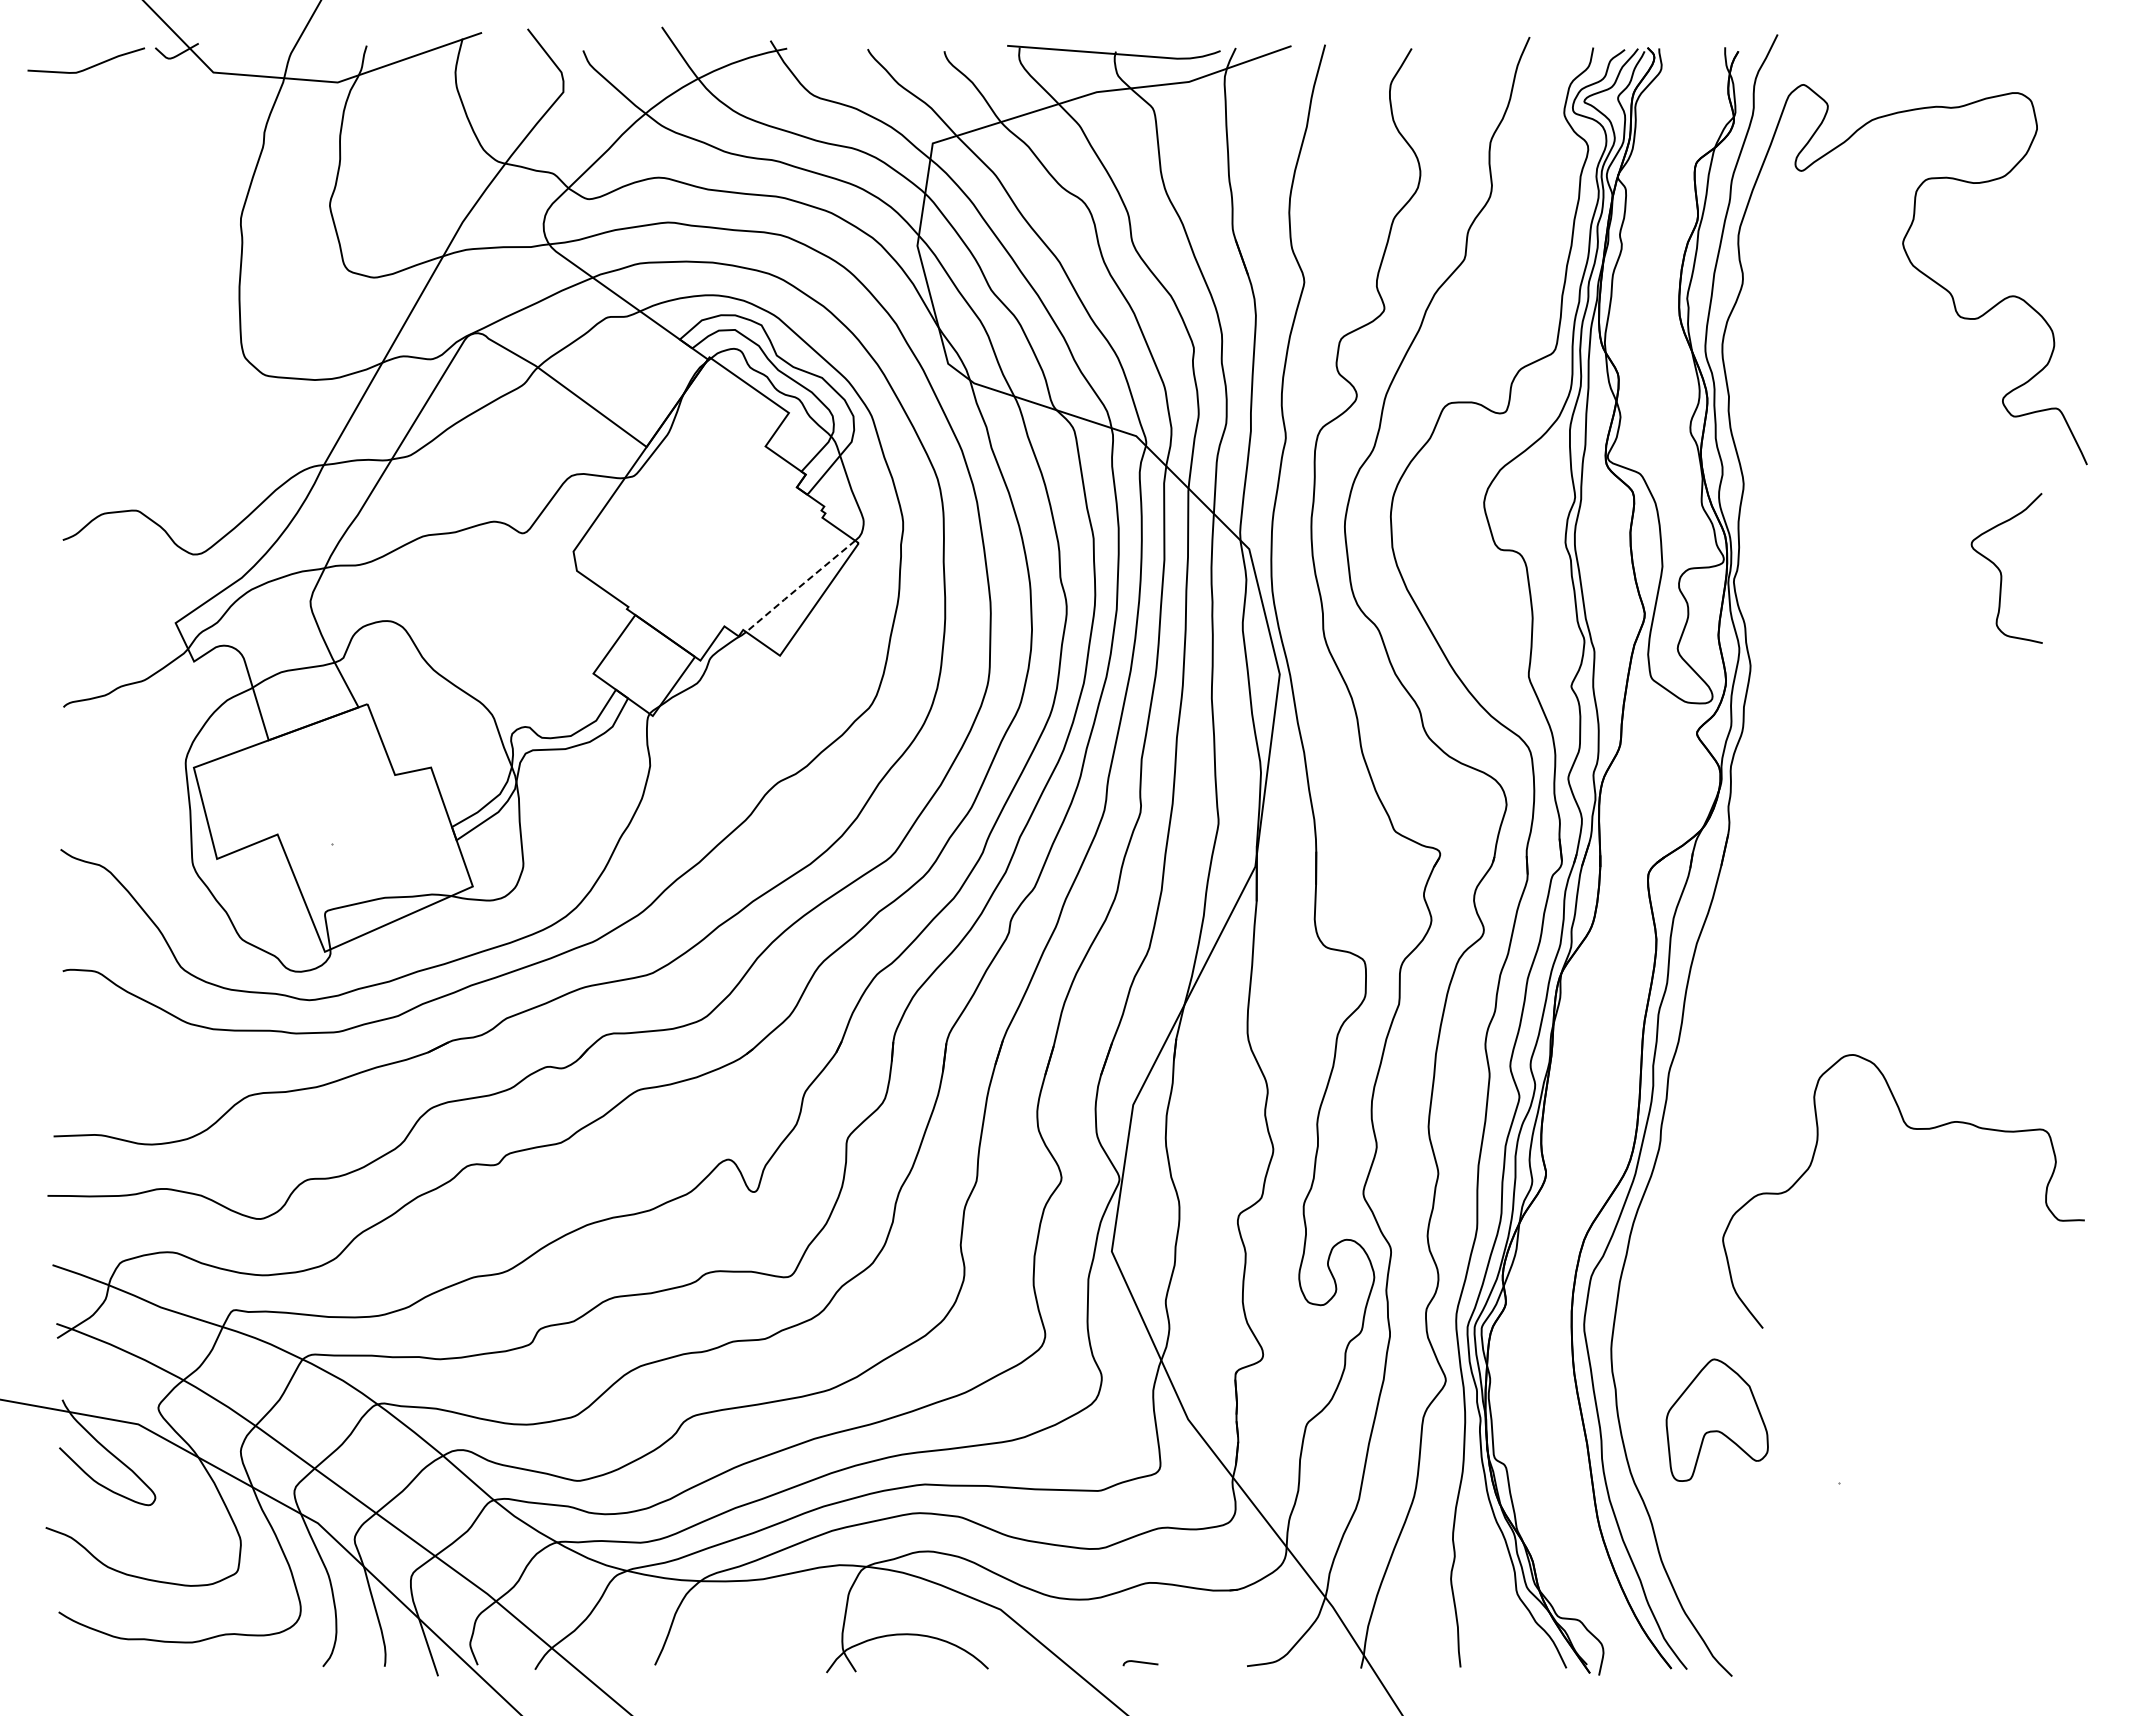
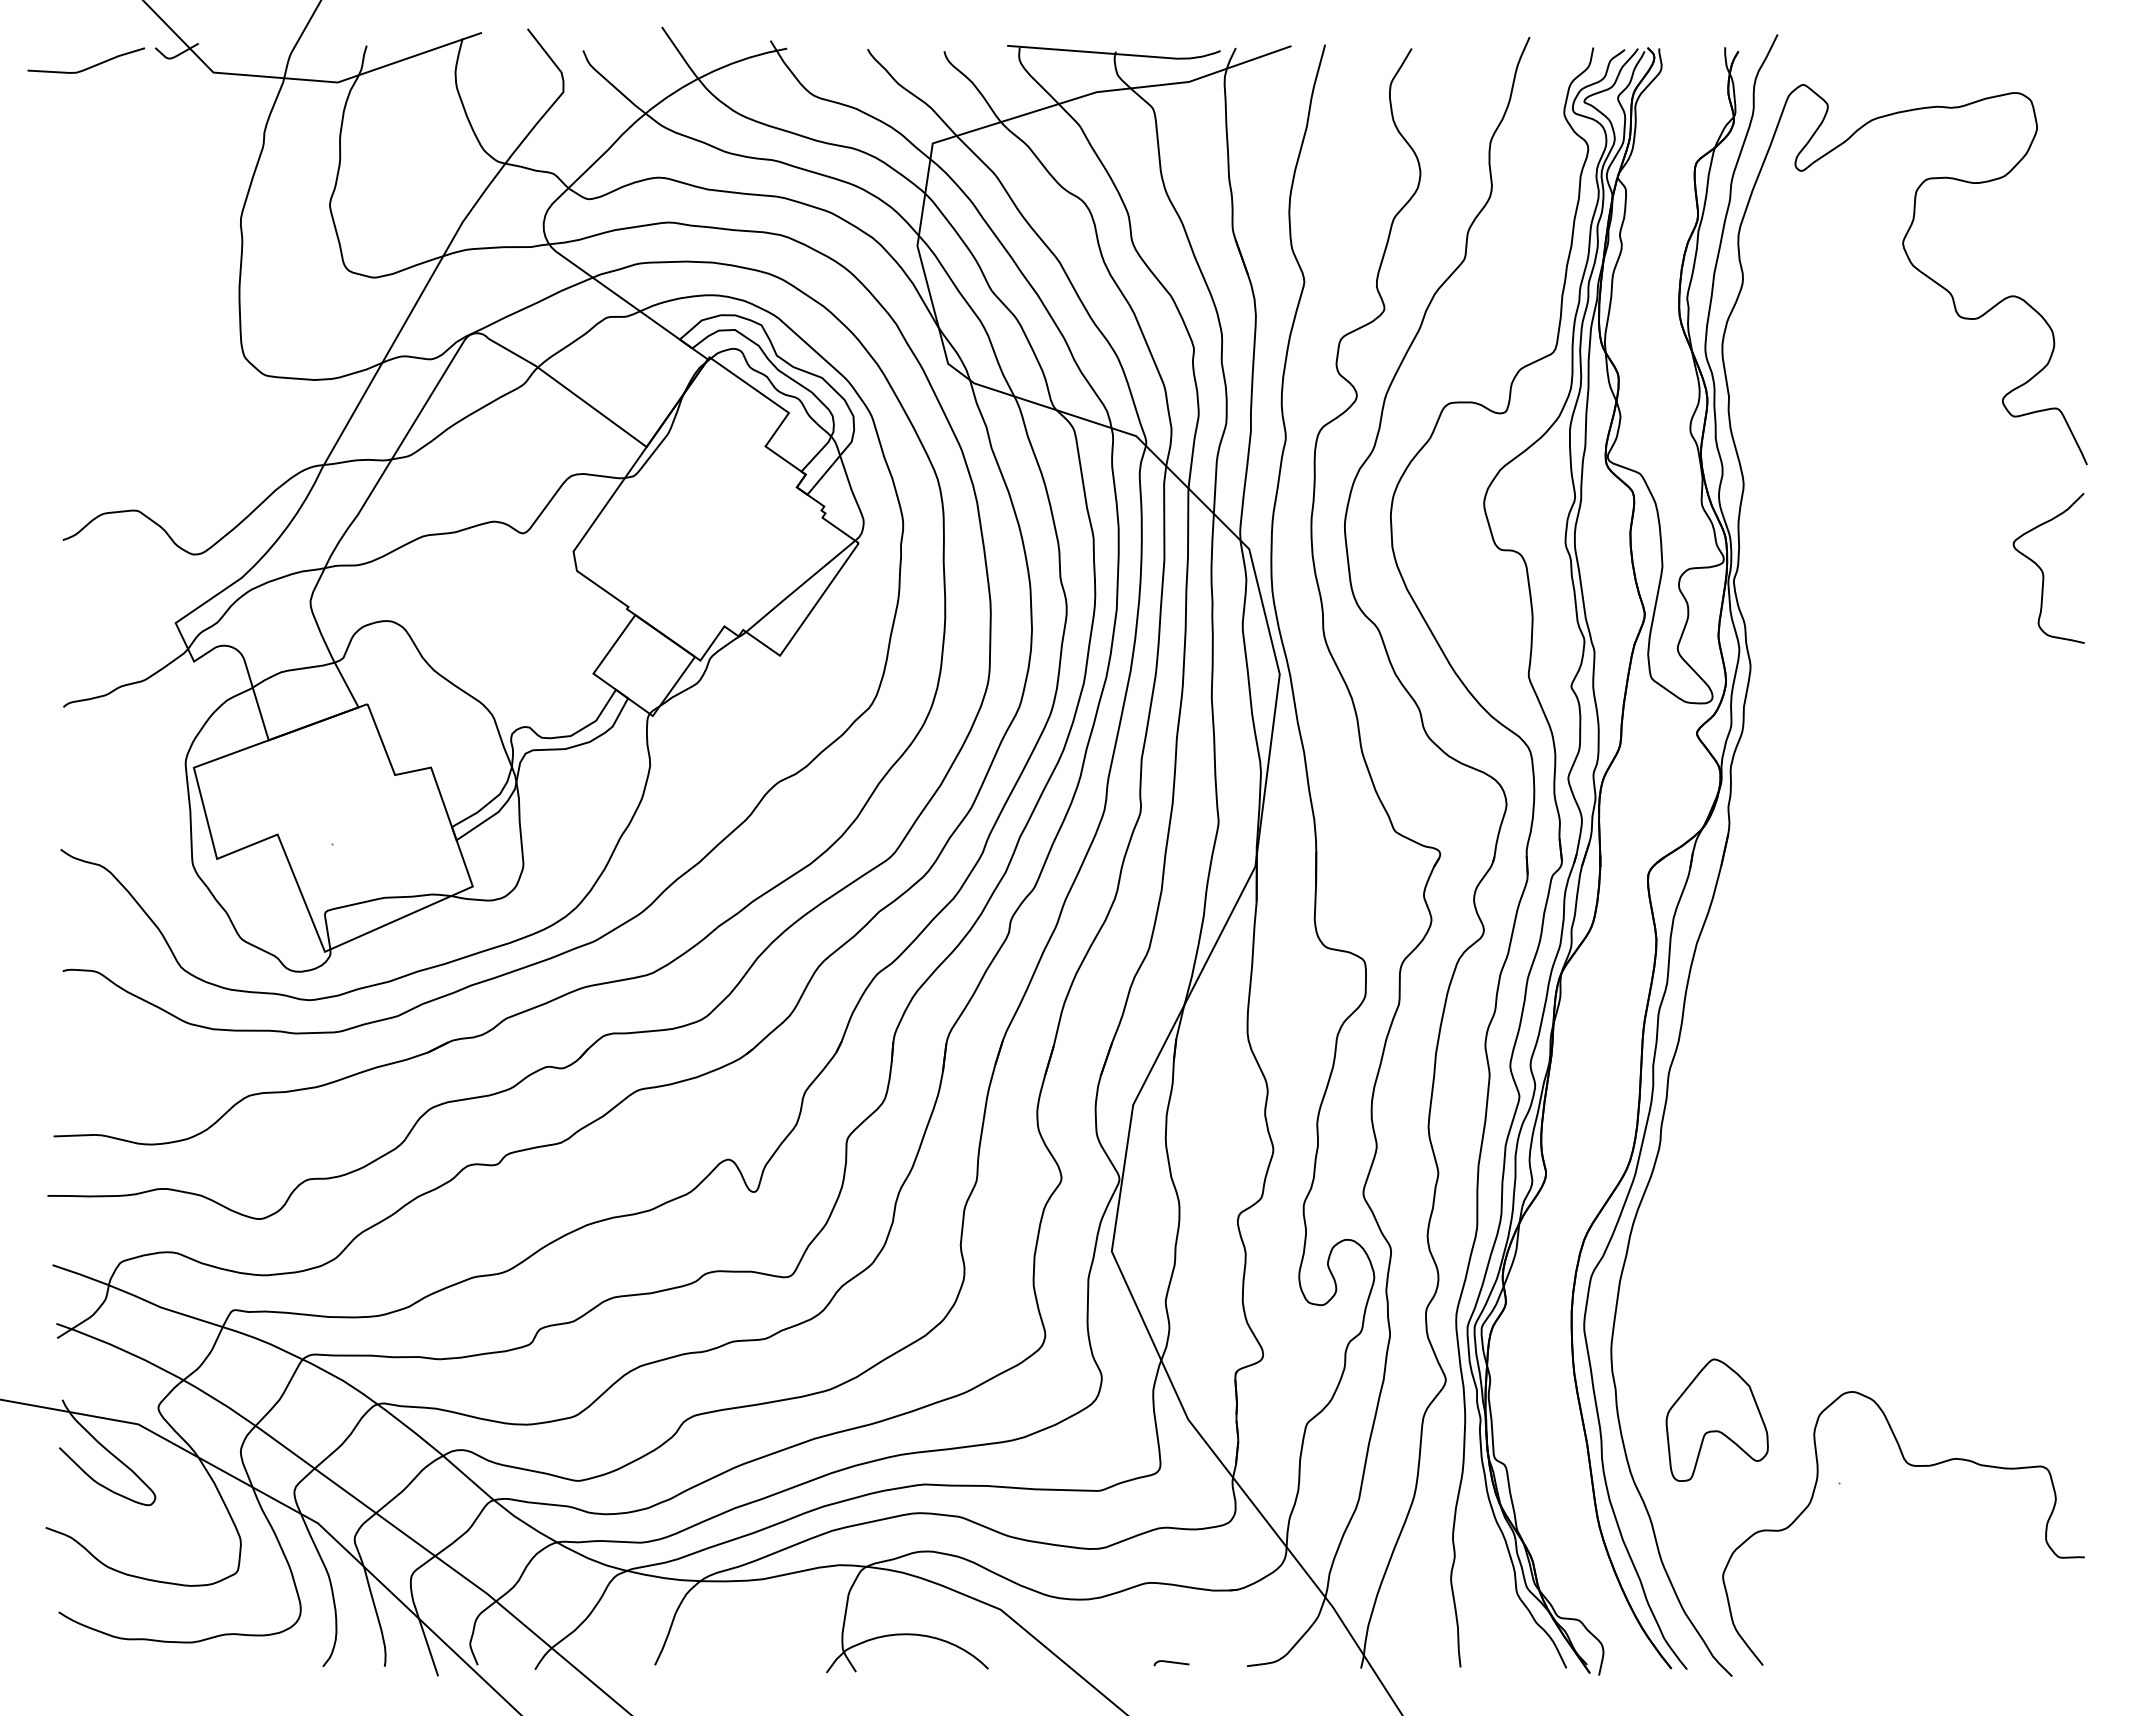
curve position: (2001, 571) -> (2043, 571) (2043, 571)
line: dashed -> solid (799, 586)
curve position: (1911, 1129) -> (1911, 1466) (1911, 1466)
curve position: (1140, 1663) -> (1171, 1663) (1171, 1663)
